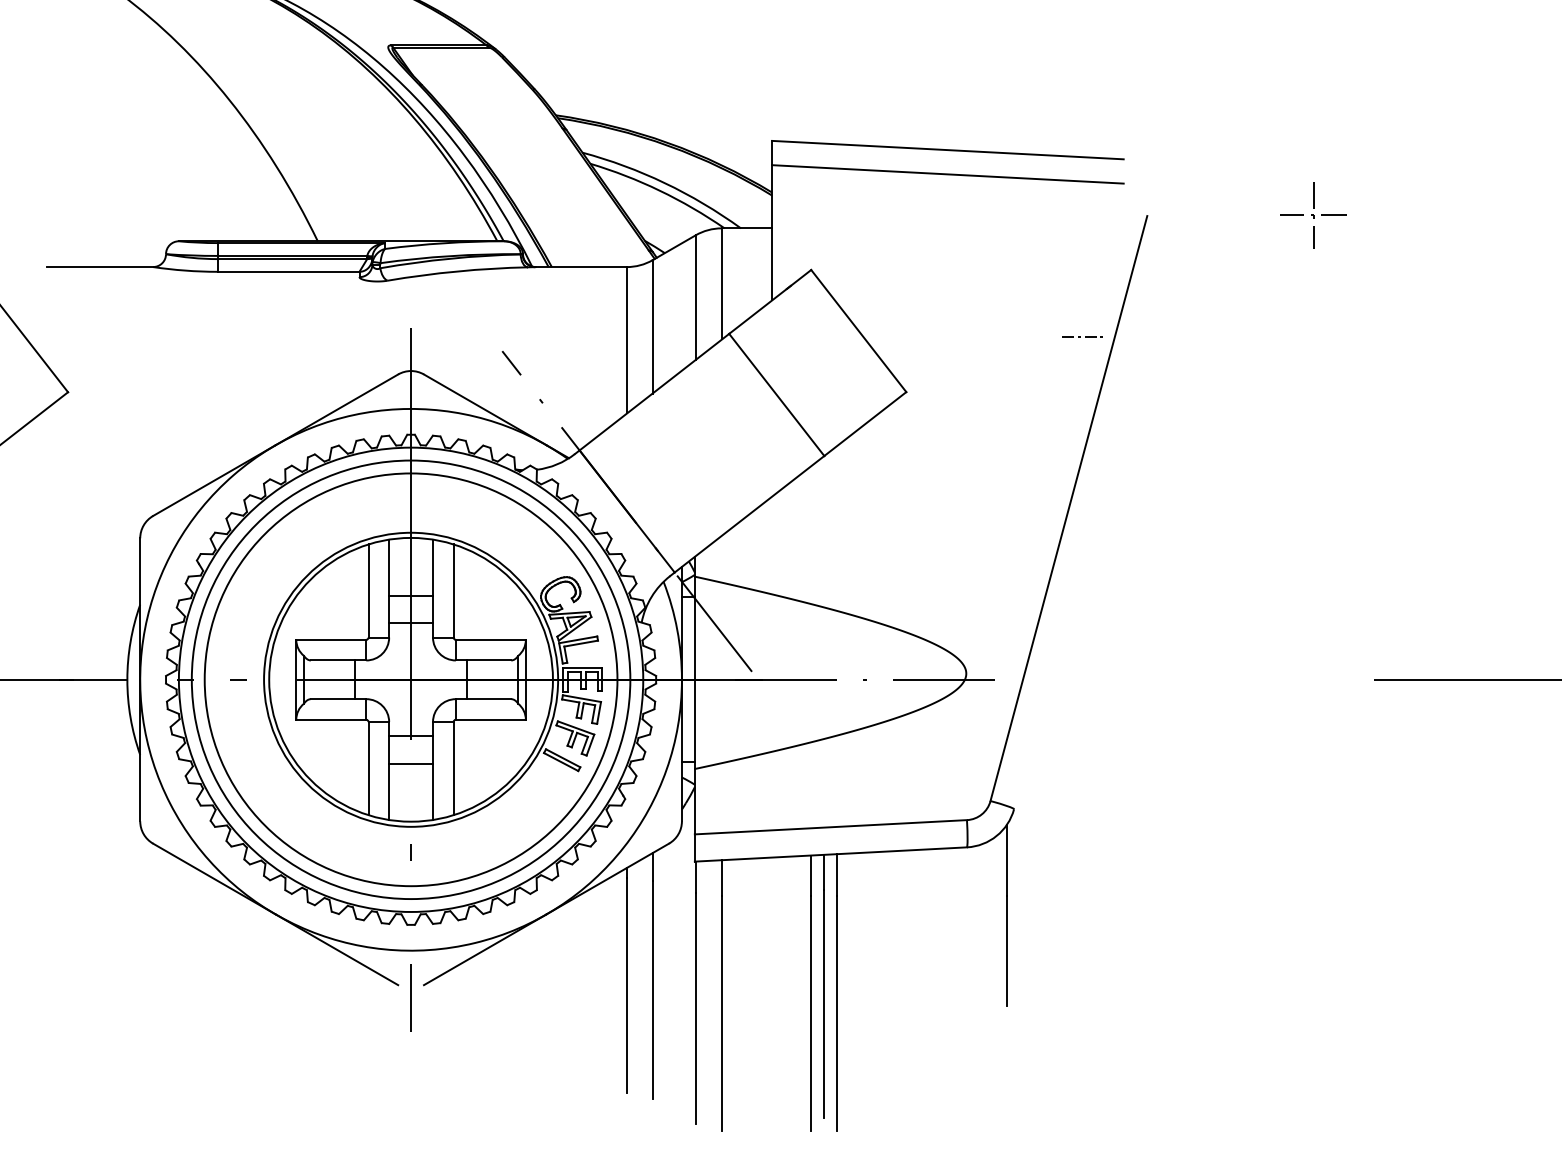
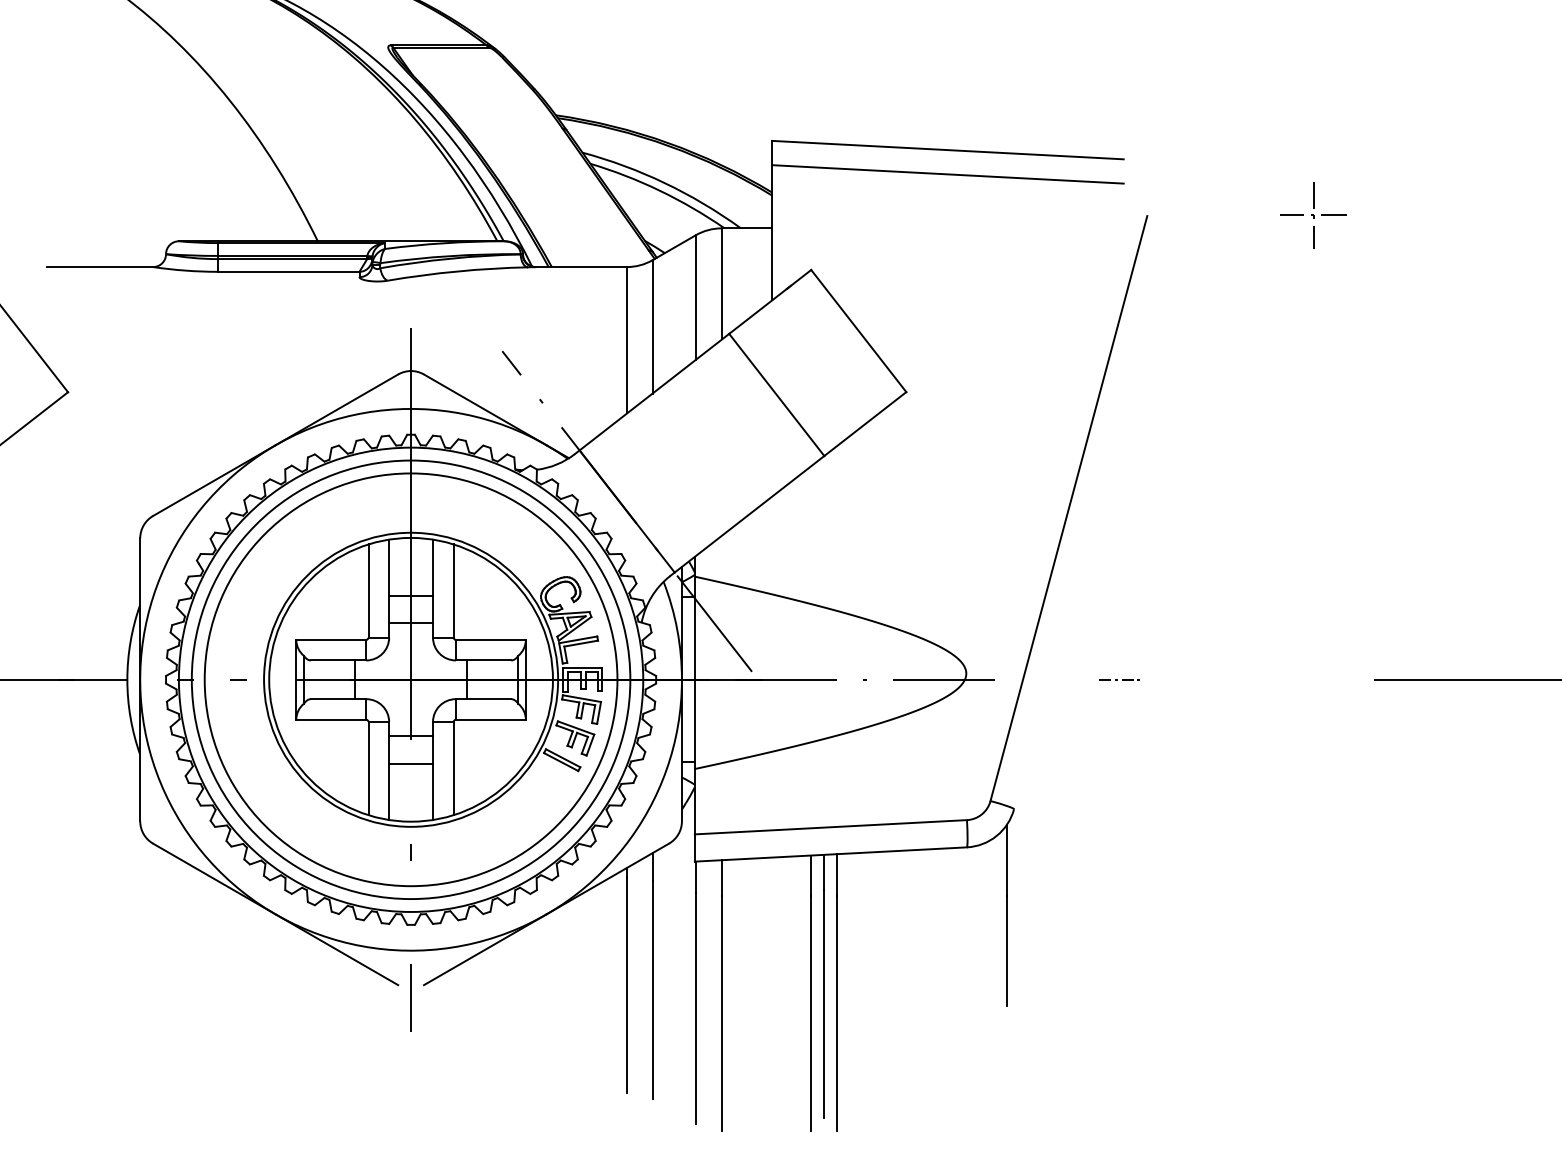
line position: (1080, 336) -> (1117, 679) (1117, 679)
